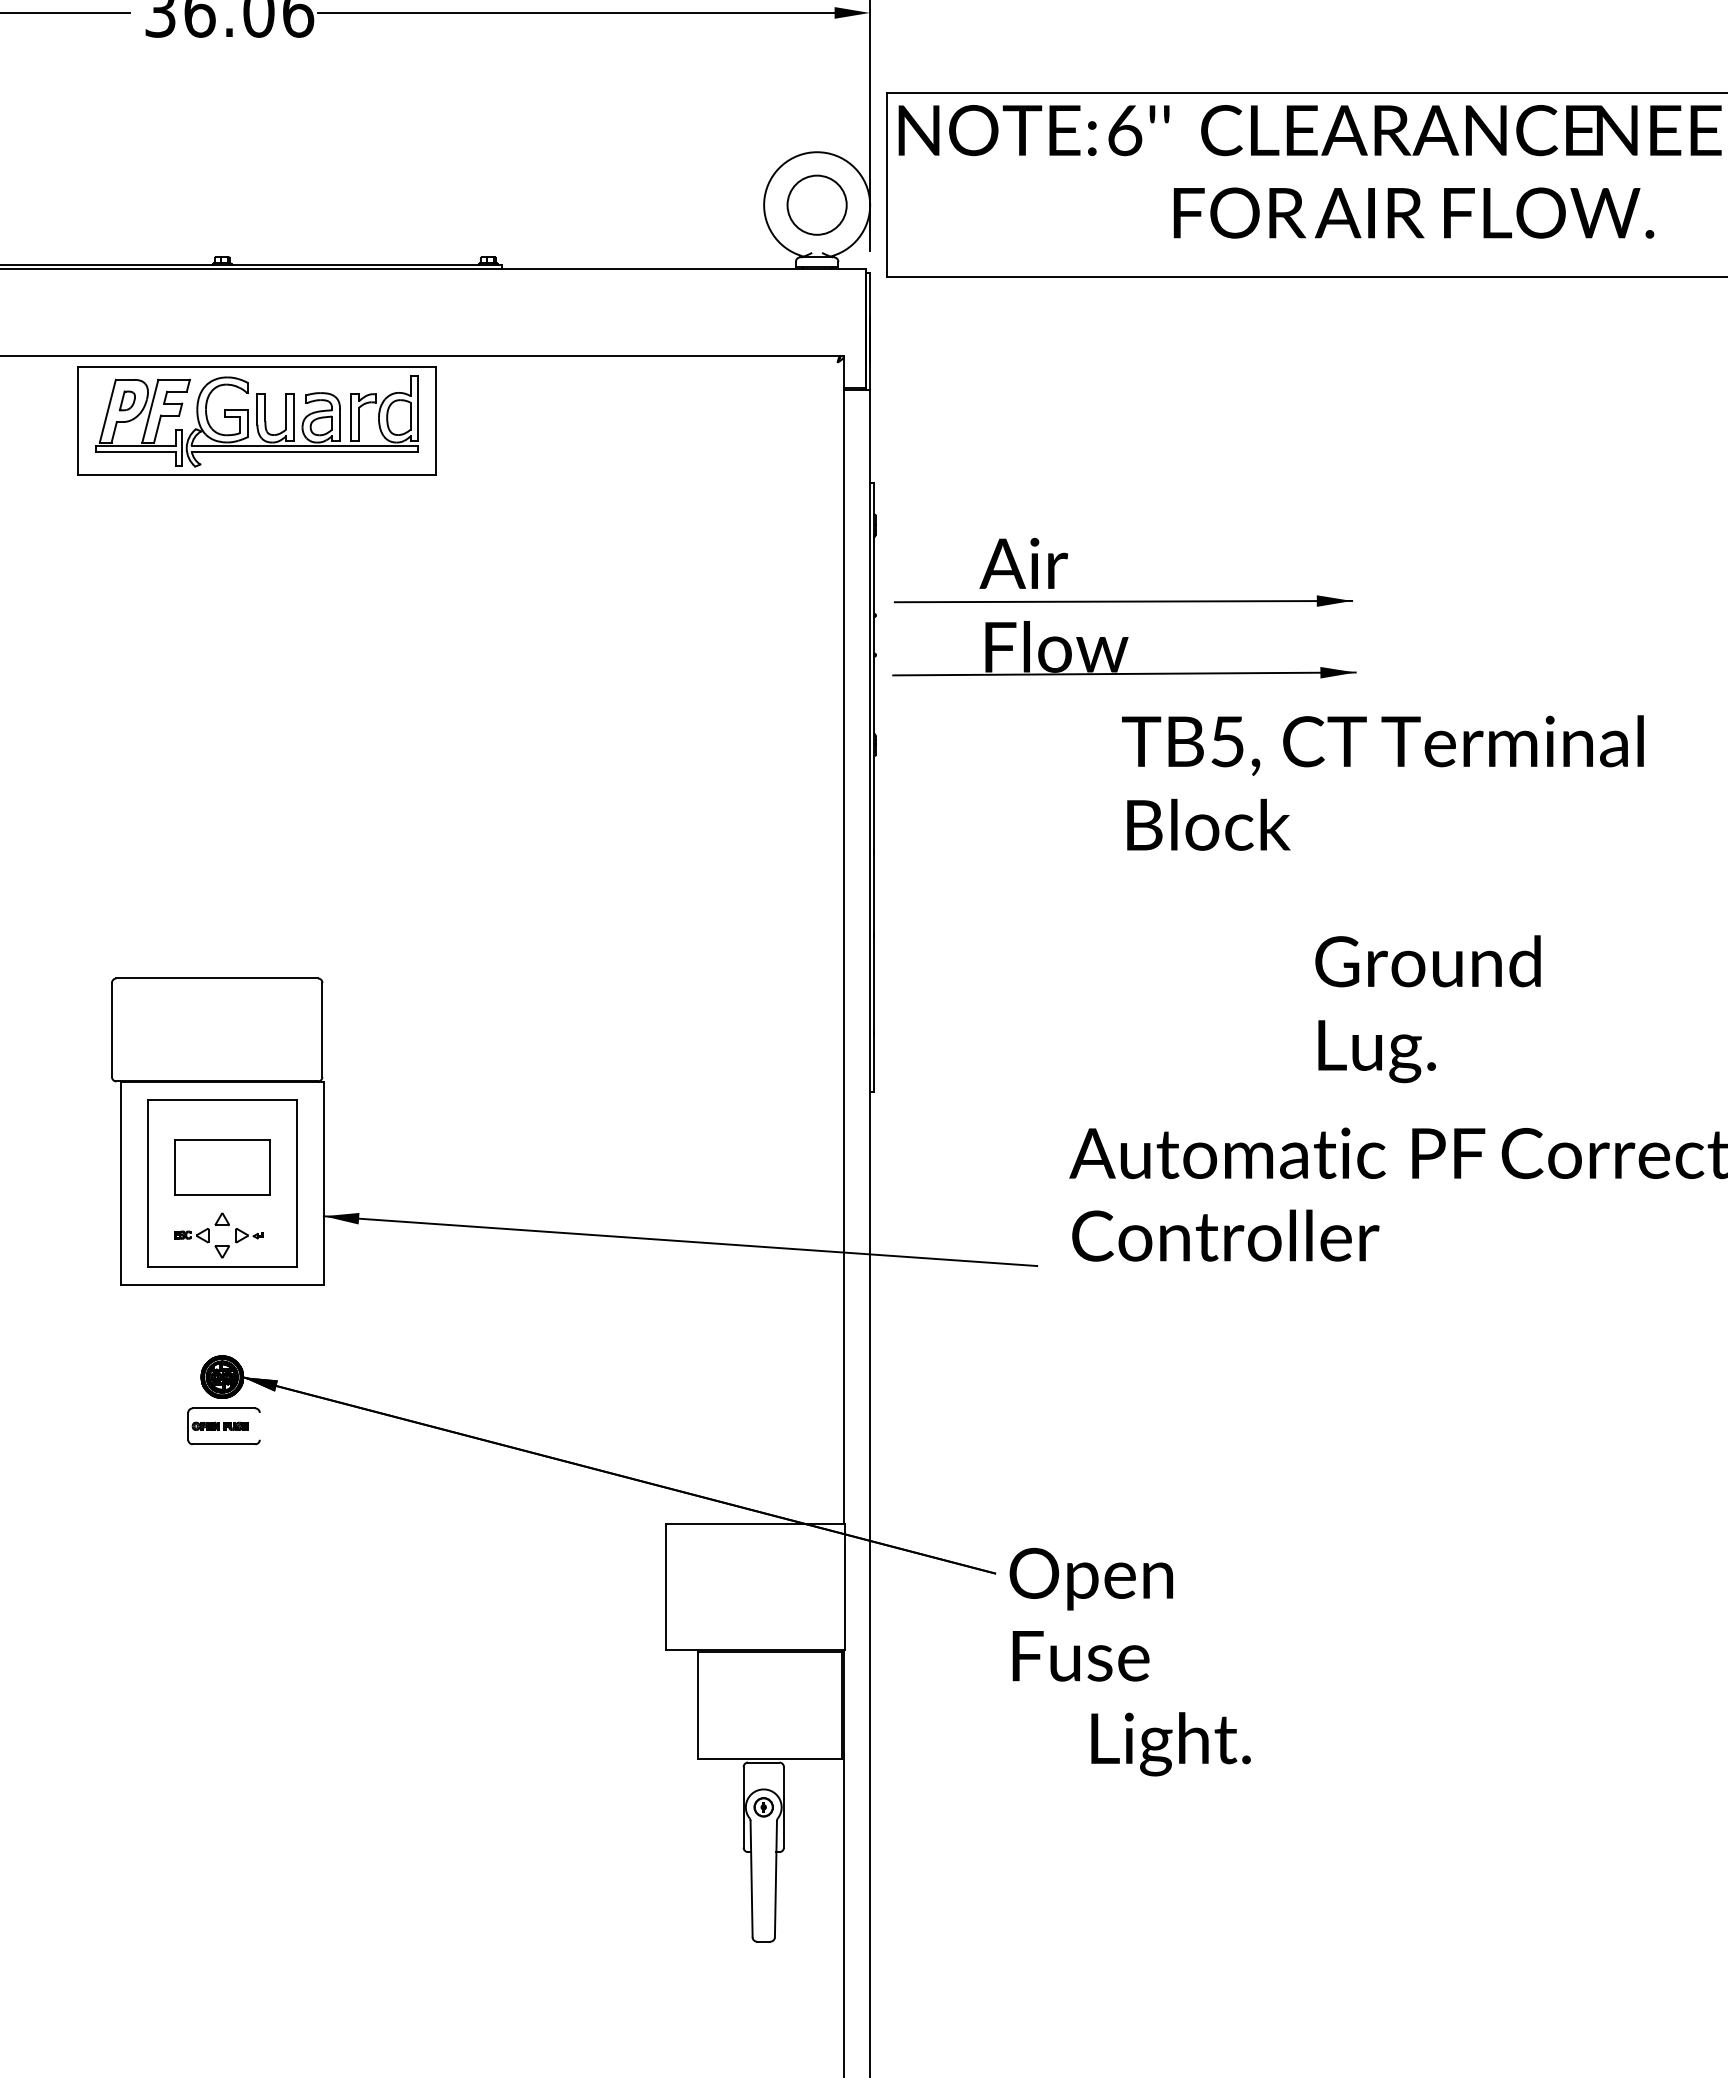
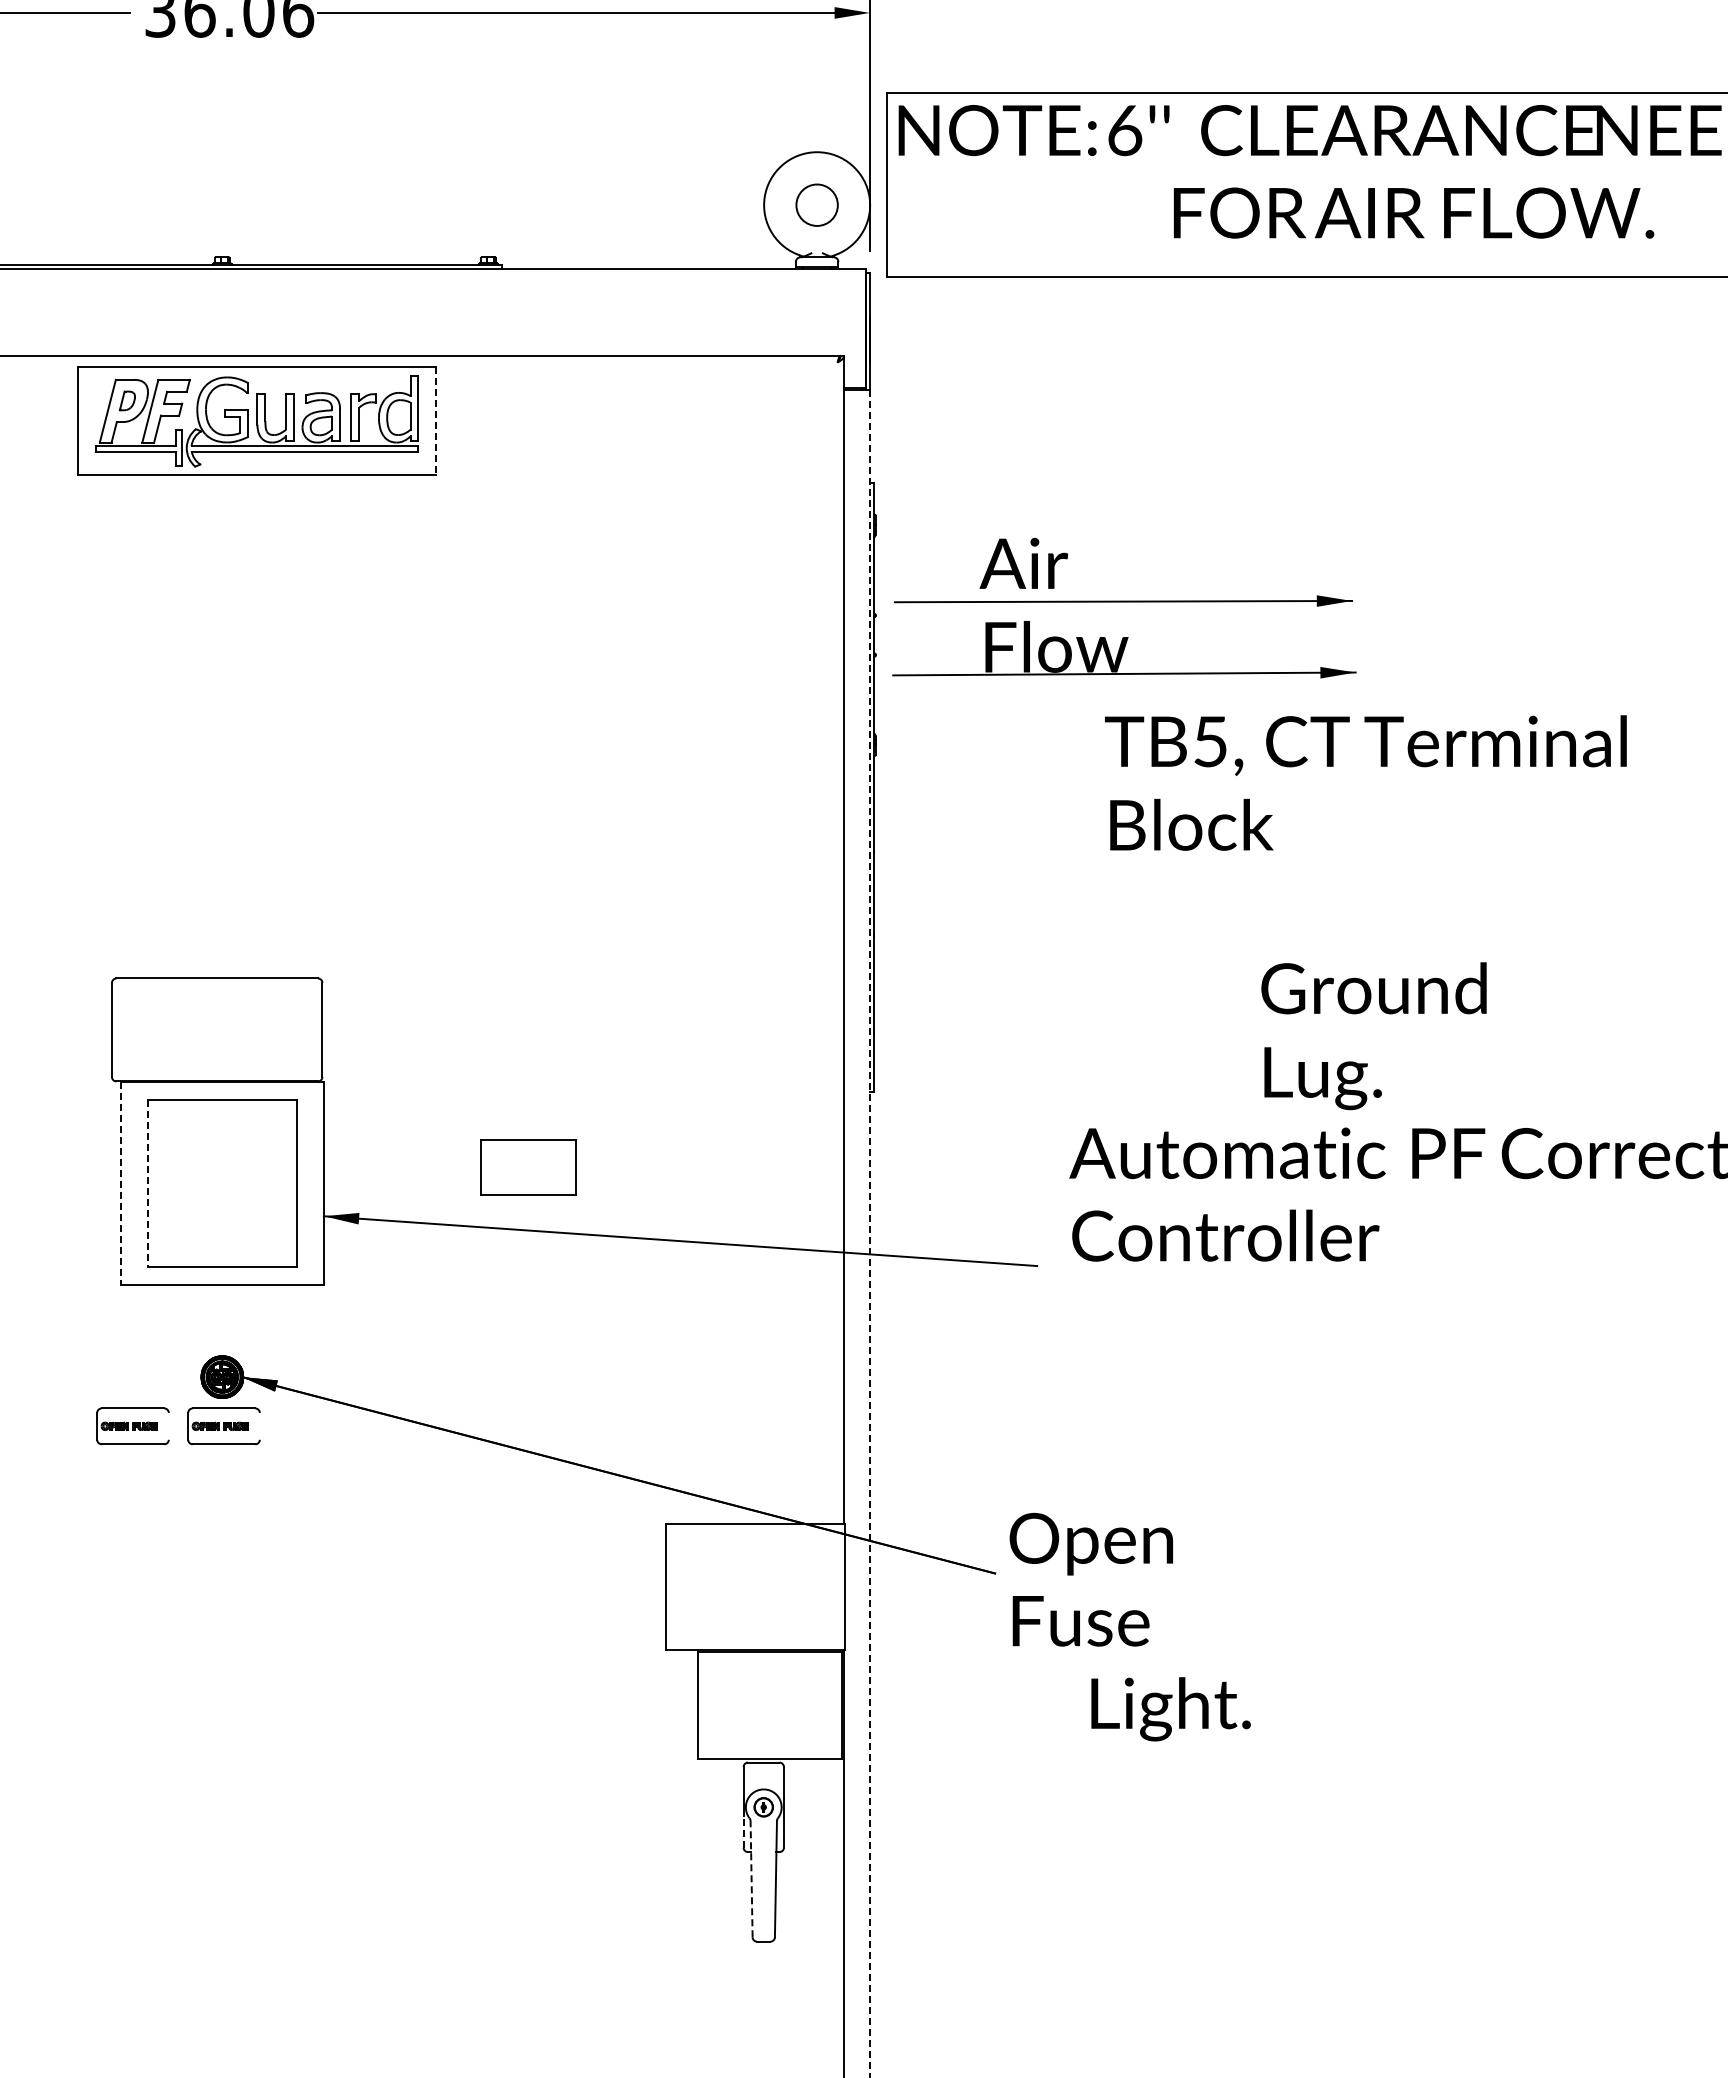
circle diameter: 59 px -> 41 px (816, 204)
line: solid -> dashed (435, 421)
text position: (1382, 782) -> (1365, 782) (1365, 782)
text position: (1427, 1009) -> (1373, 1036) (1373, 1036)
part position: (222, 1167) -> (528, 1167) (528, 1167)
line: solid -> dashed (120, 1183)
line: solid -> dashed (147, 1183)
line: solid -> dashed (869, 1233)
part: present -> none (209, 1235)
part: none -> present (132, 1426)
text position: (1129, 1661) -> (1129, 1626) (1129, 1626)
line: solid -> dashed (743, 1831)
line: solid -> dashed (751, 1878)
